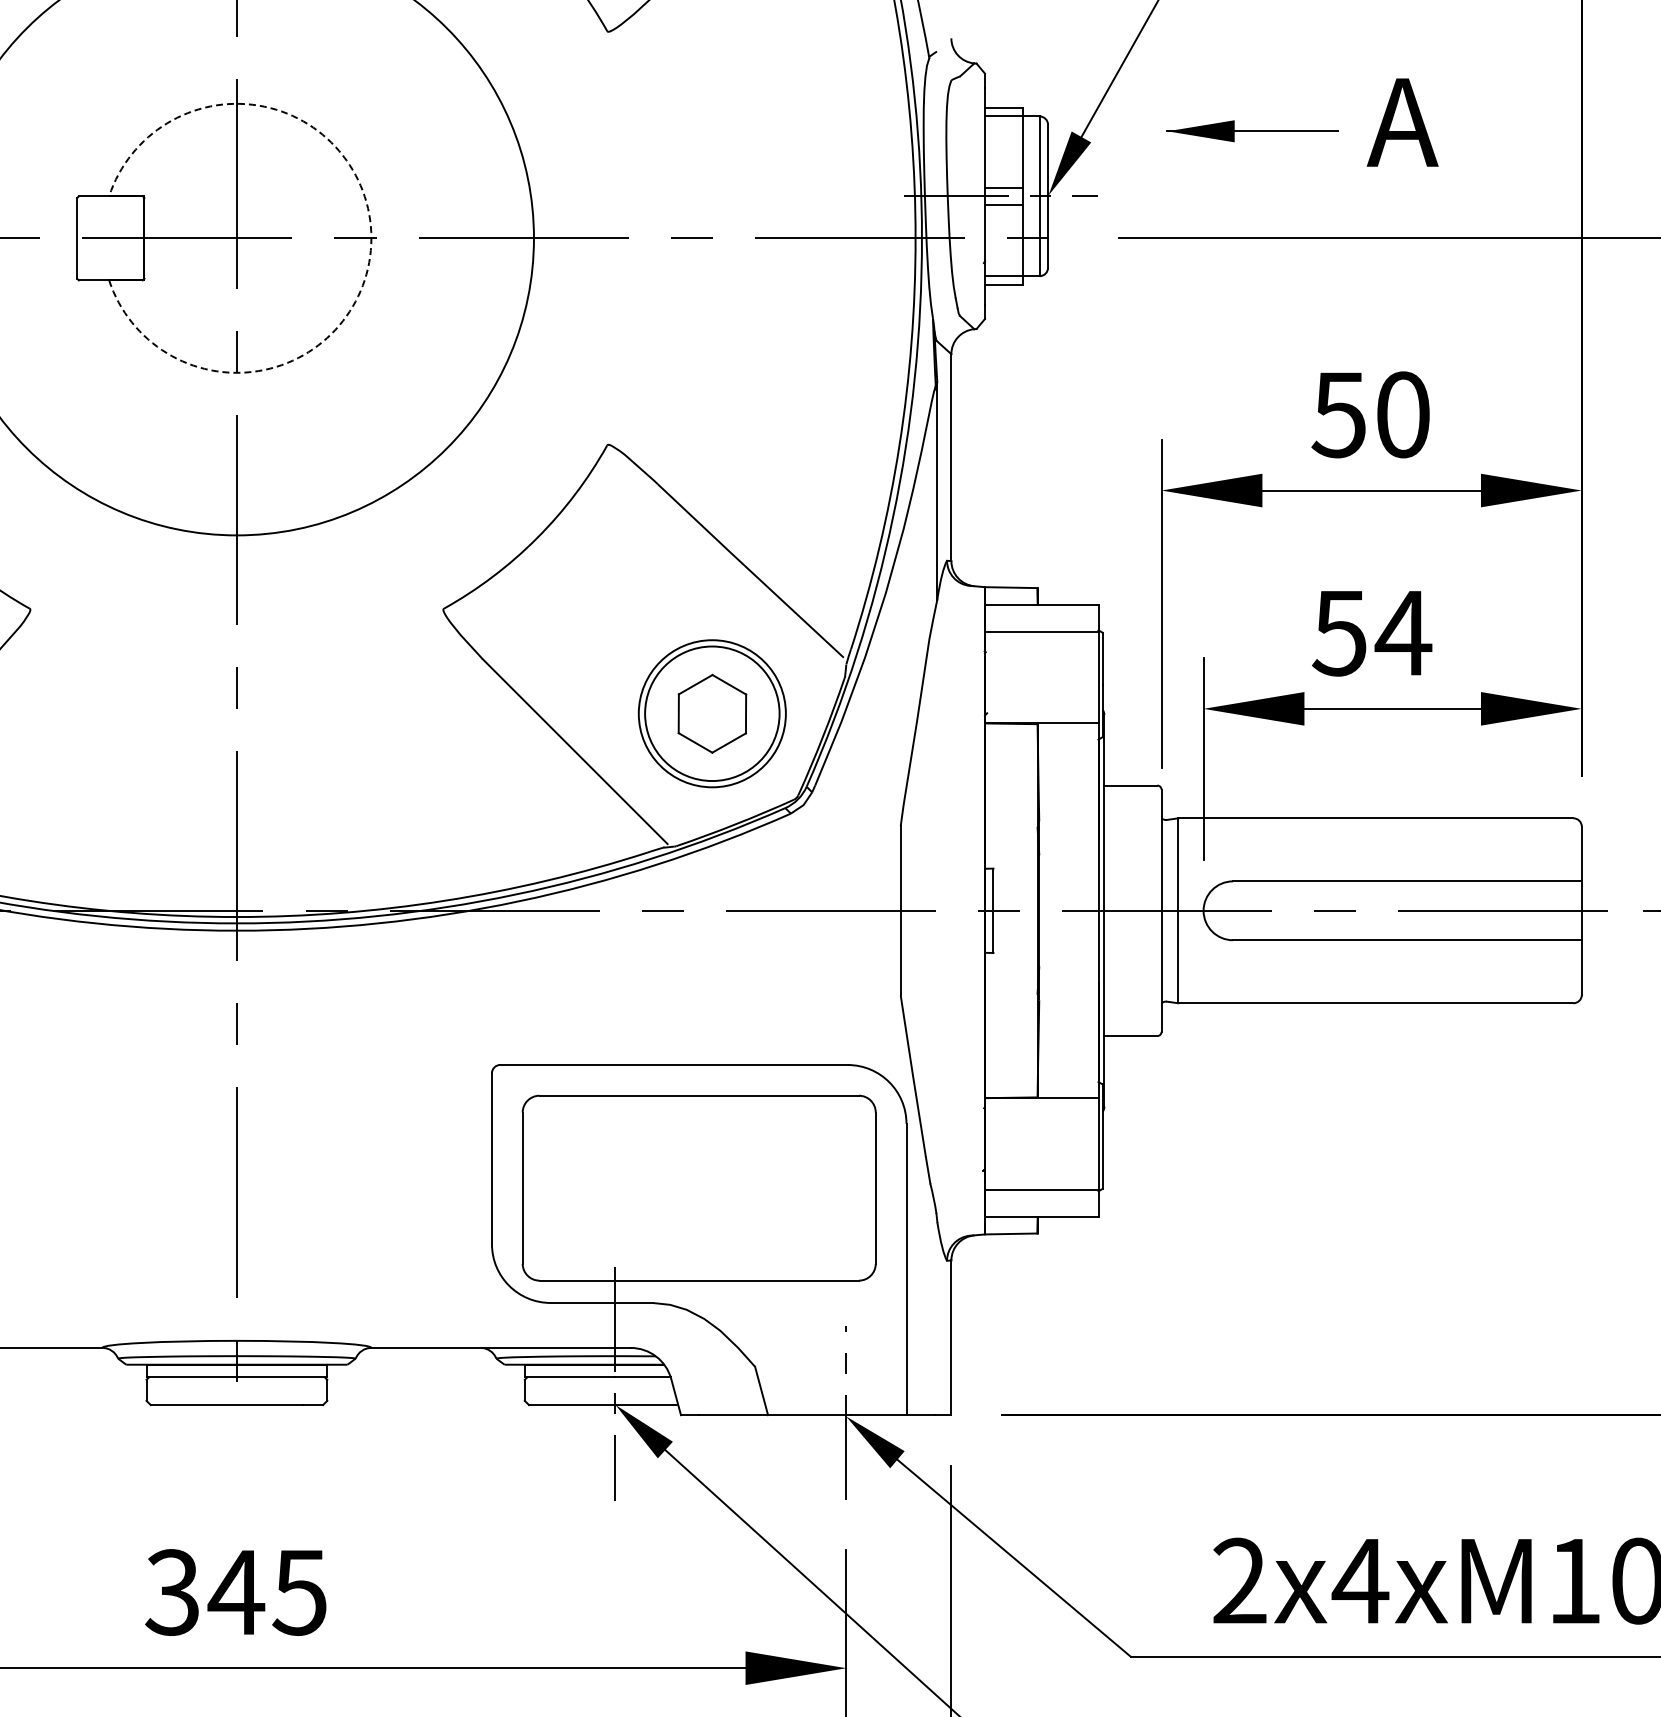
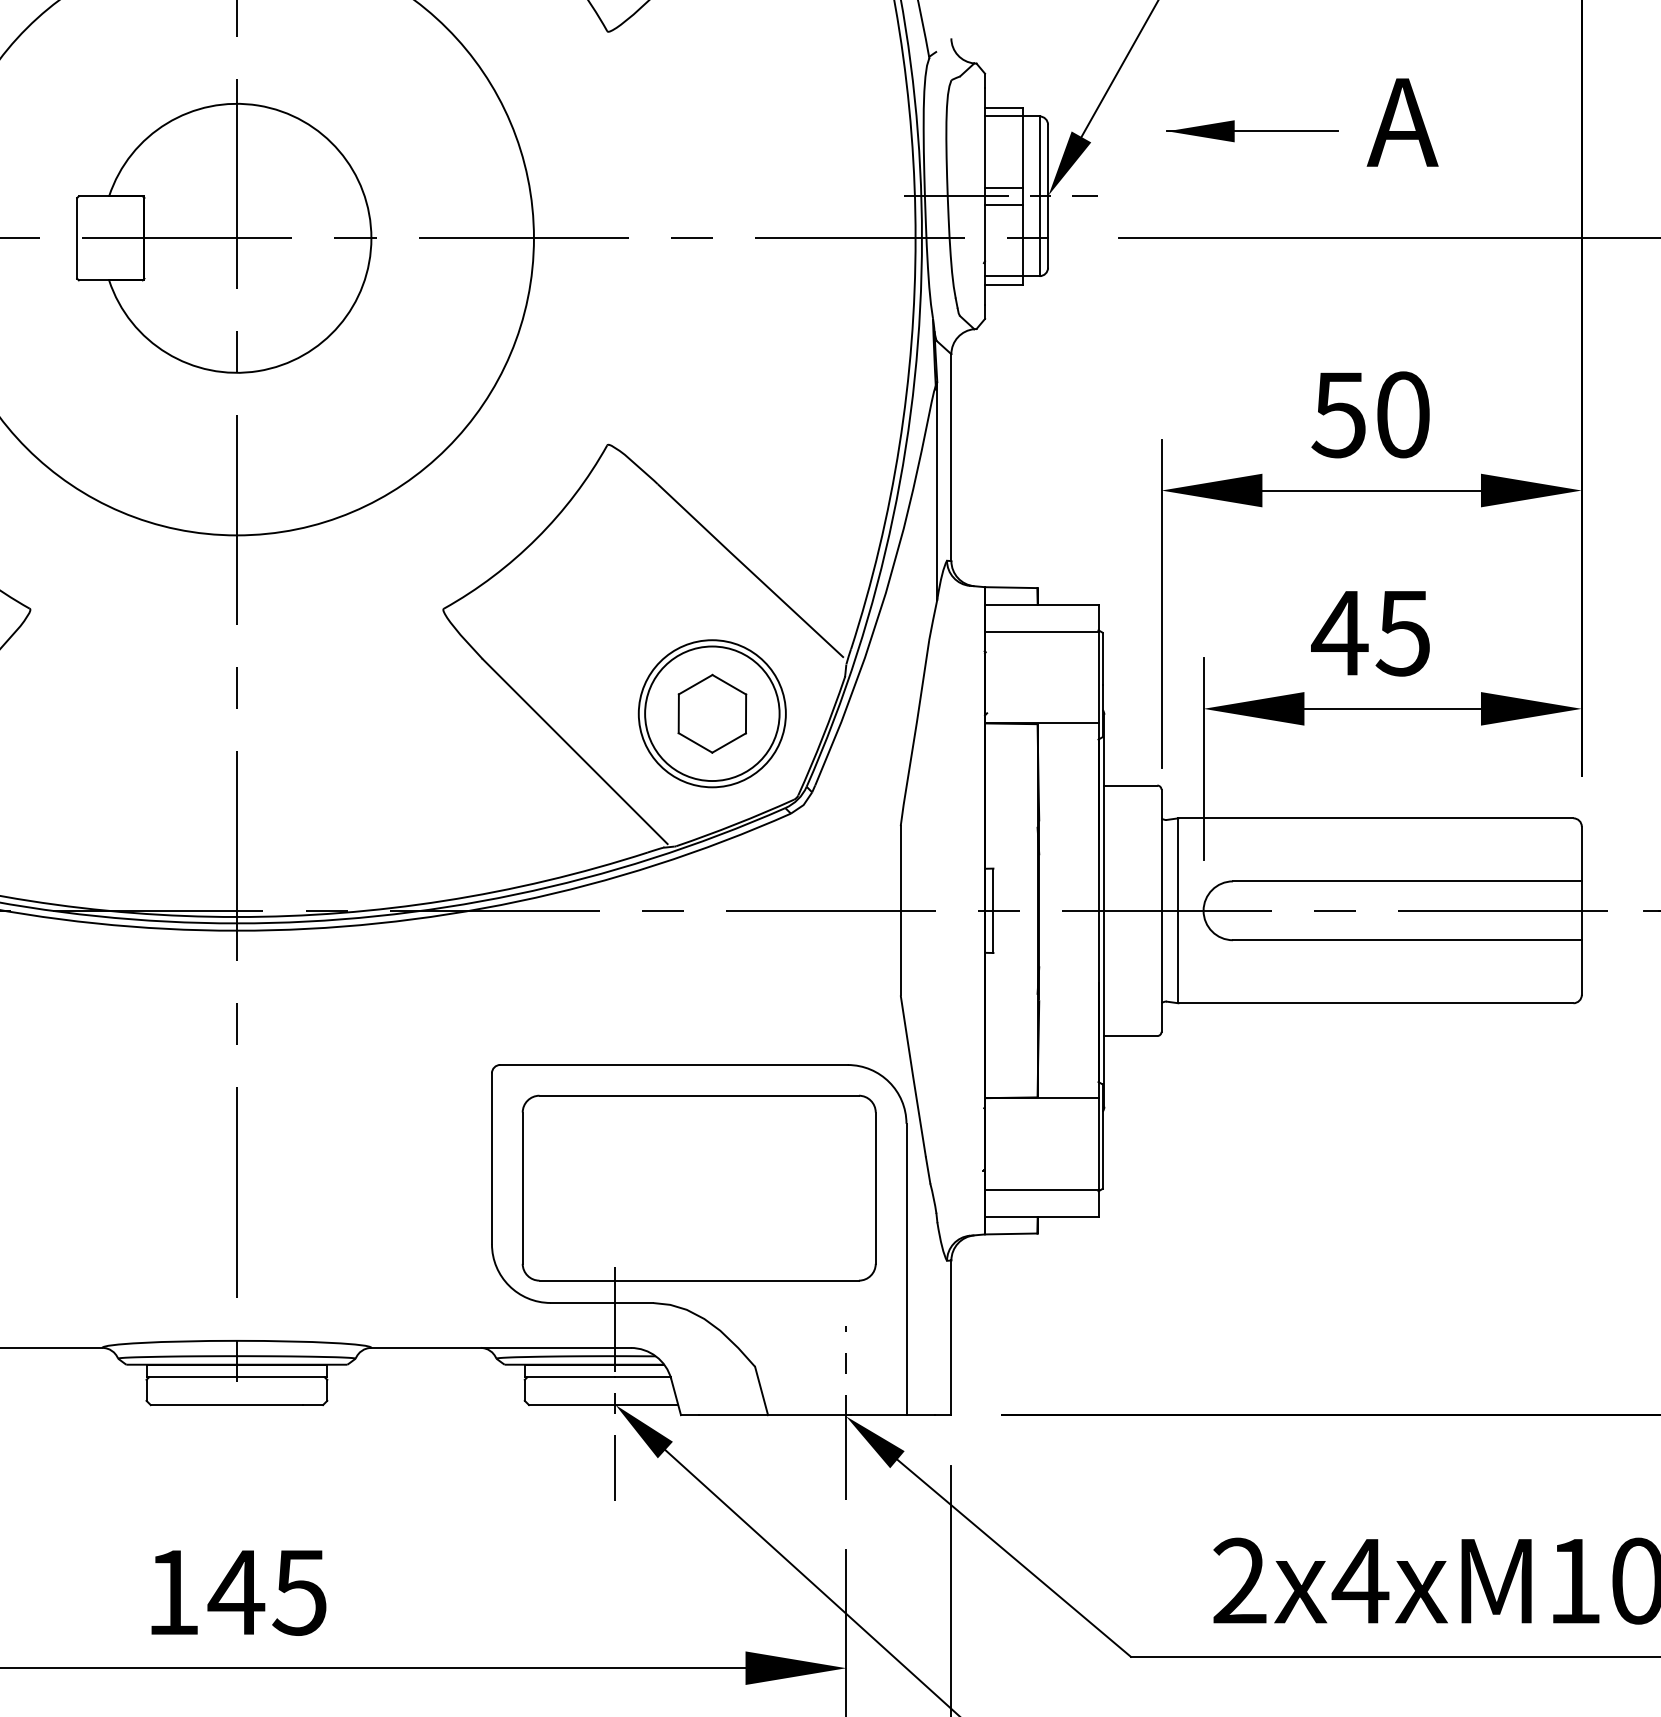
arc: dashed -> solid (371, 238)
text: 54 -> 45 (1371, 633)
text: 345 -> 145 (171, 1592)
